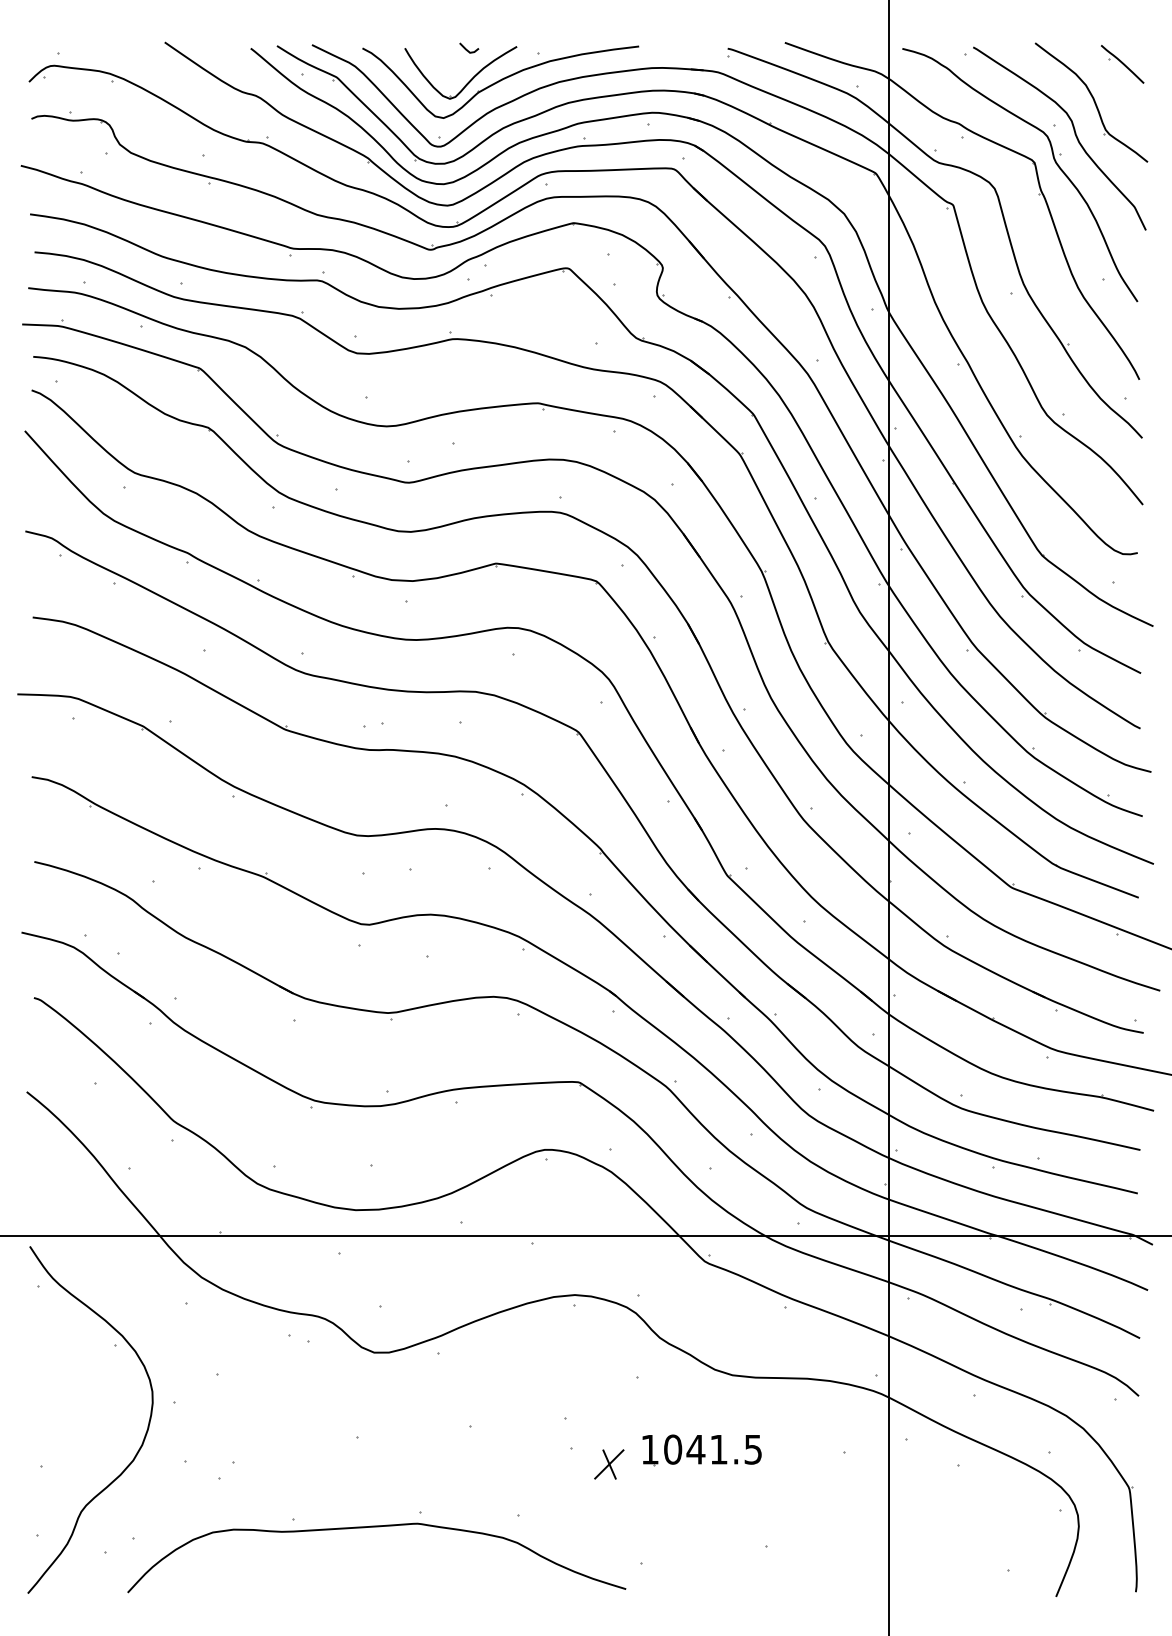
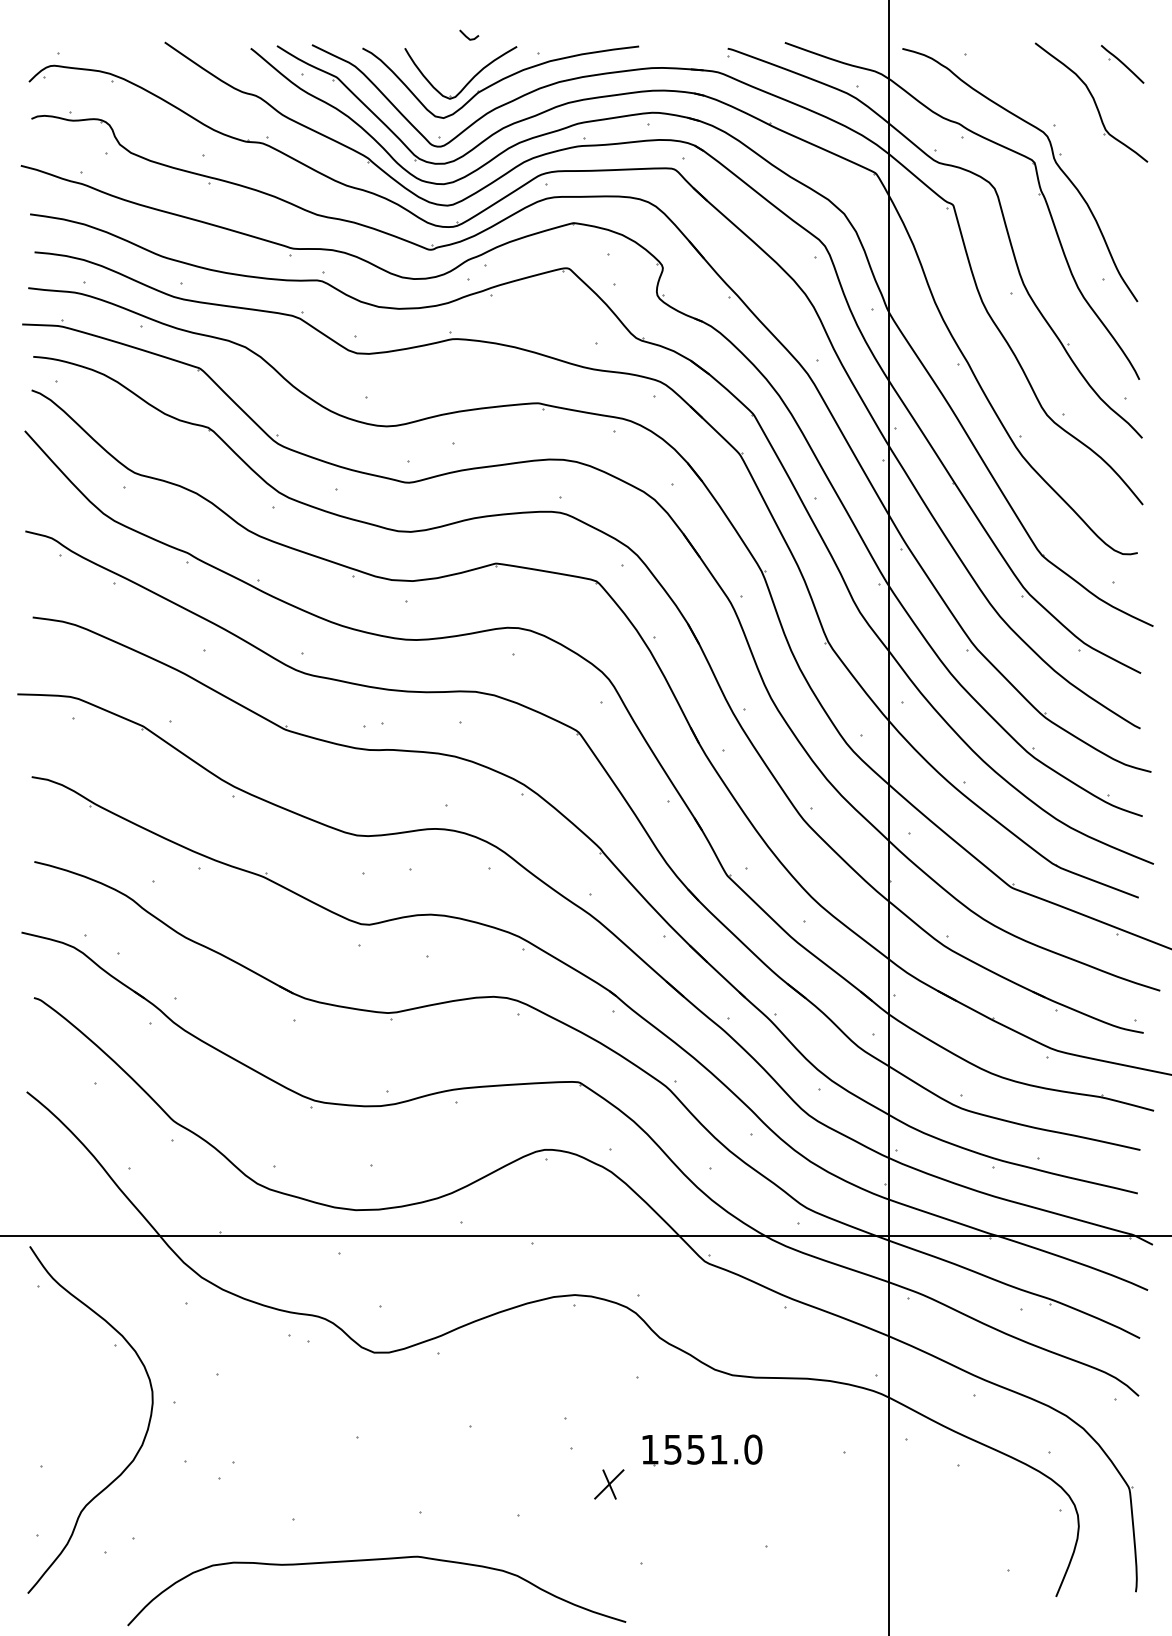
line position: (467, 49) -> (467, 36) (467, 36)
curve: present -> none (1074, 134)
text: 1041.5 -> 1551.0 (713, 1449)
part position: (609, 1464) -> (609, 1484) (609, 1484)
curve position: (376, 1527) -> (376, 1560) (376, 1560)
